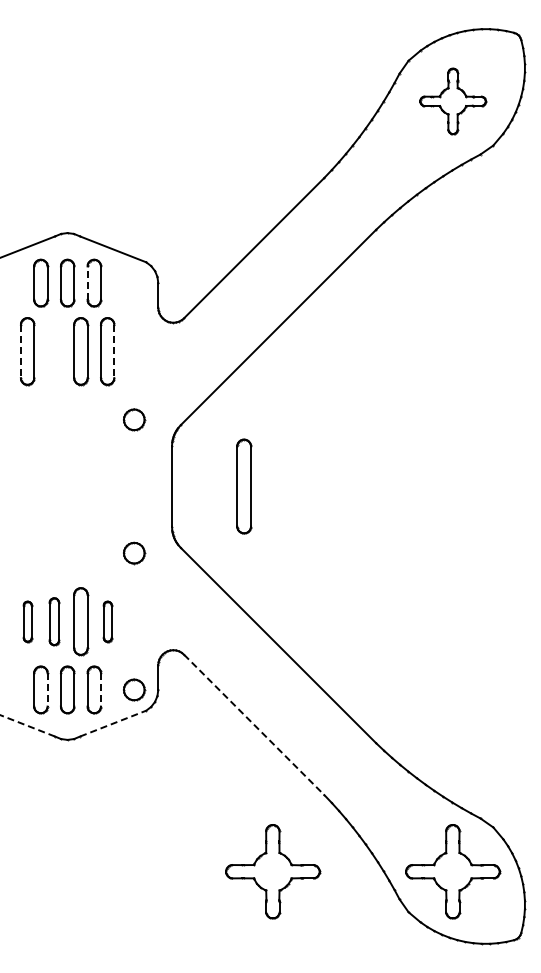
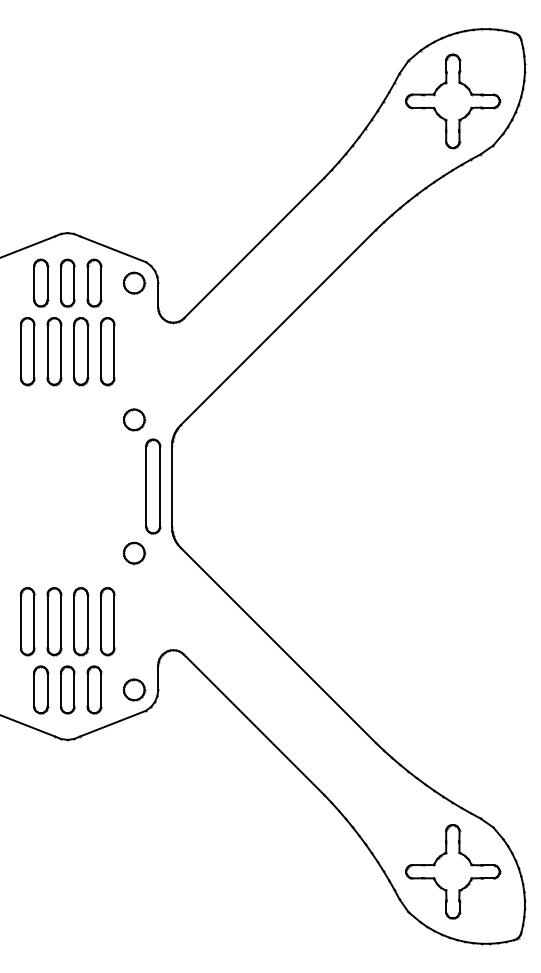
part size: 69x69 px -> 97x97 px (453, 101)
part: none -> present (134, 282)
line: dashed -> solid (87, 283)
line: dashed -> solid (20, 351)
part: none -> present (54, 351)
line: dashed -> solid (114, 351)
part position: (244, 486) -> (153, 486) (153, 486)
part size: 12x44 px -> 16x70 px (27, 621)
part size: 13x50 px -> 17x70 px (54, 621)
part size: 12x44 px -> 16x70 px (107, 621)
line: dashed -> solid (47, 689)
line: dashed -> solid (100, 689)
line: dashed -> solid (113, 723)
line: dashed -> solid (27, 725)
line: dashed -> solid (254, 725)
part: present -> none (273, 871)
